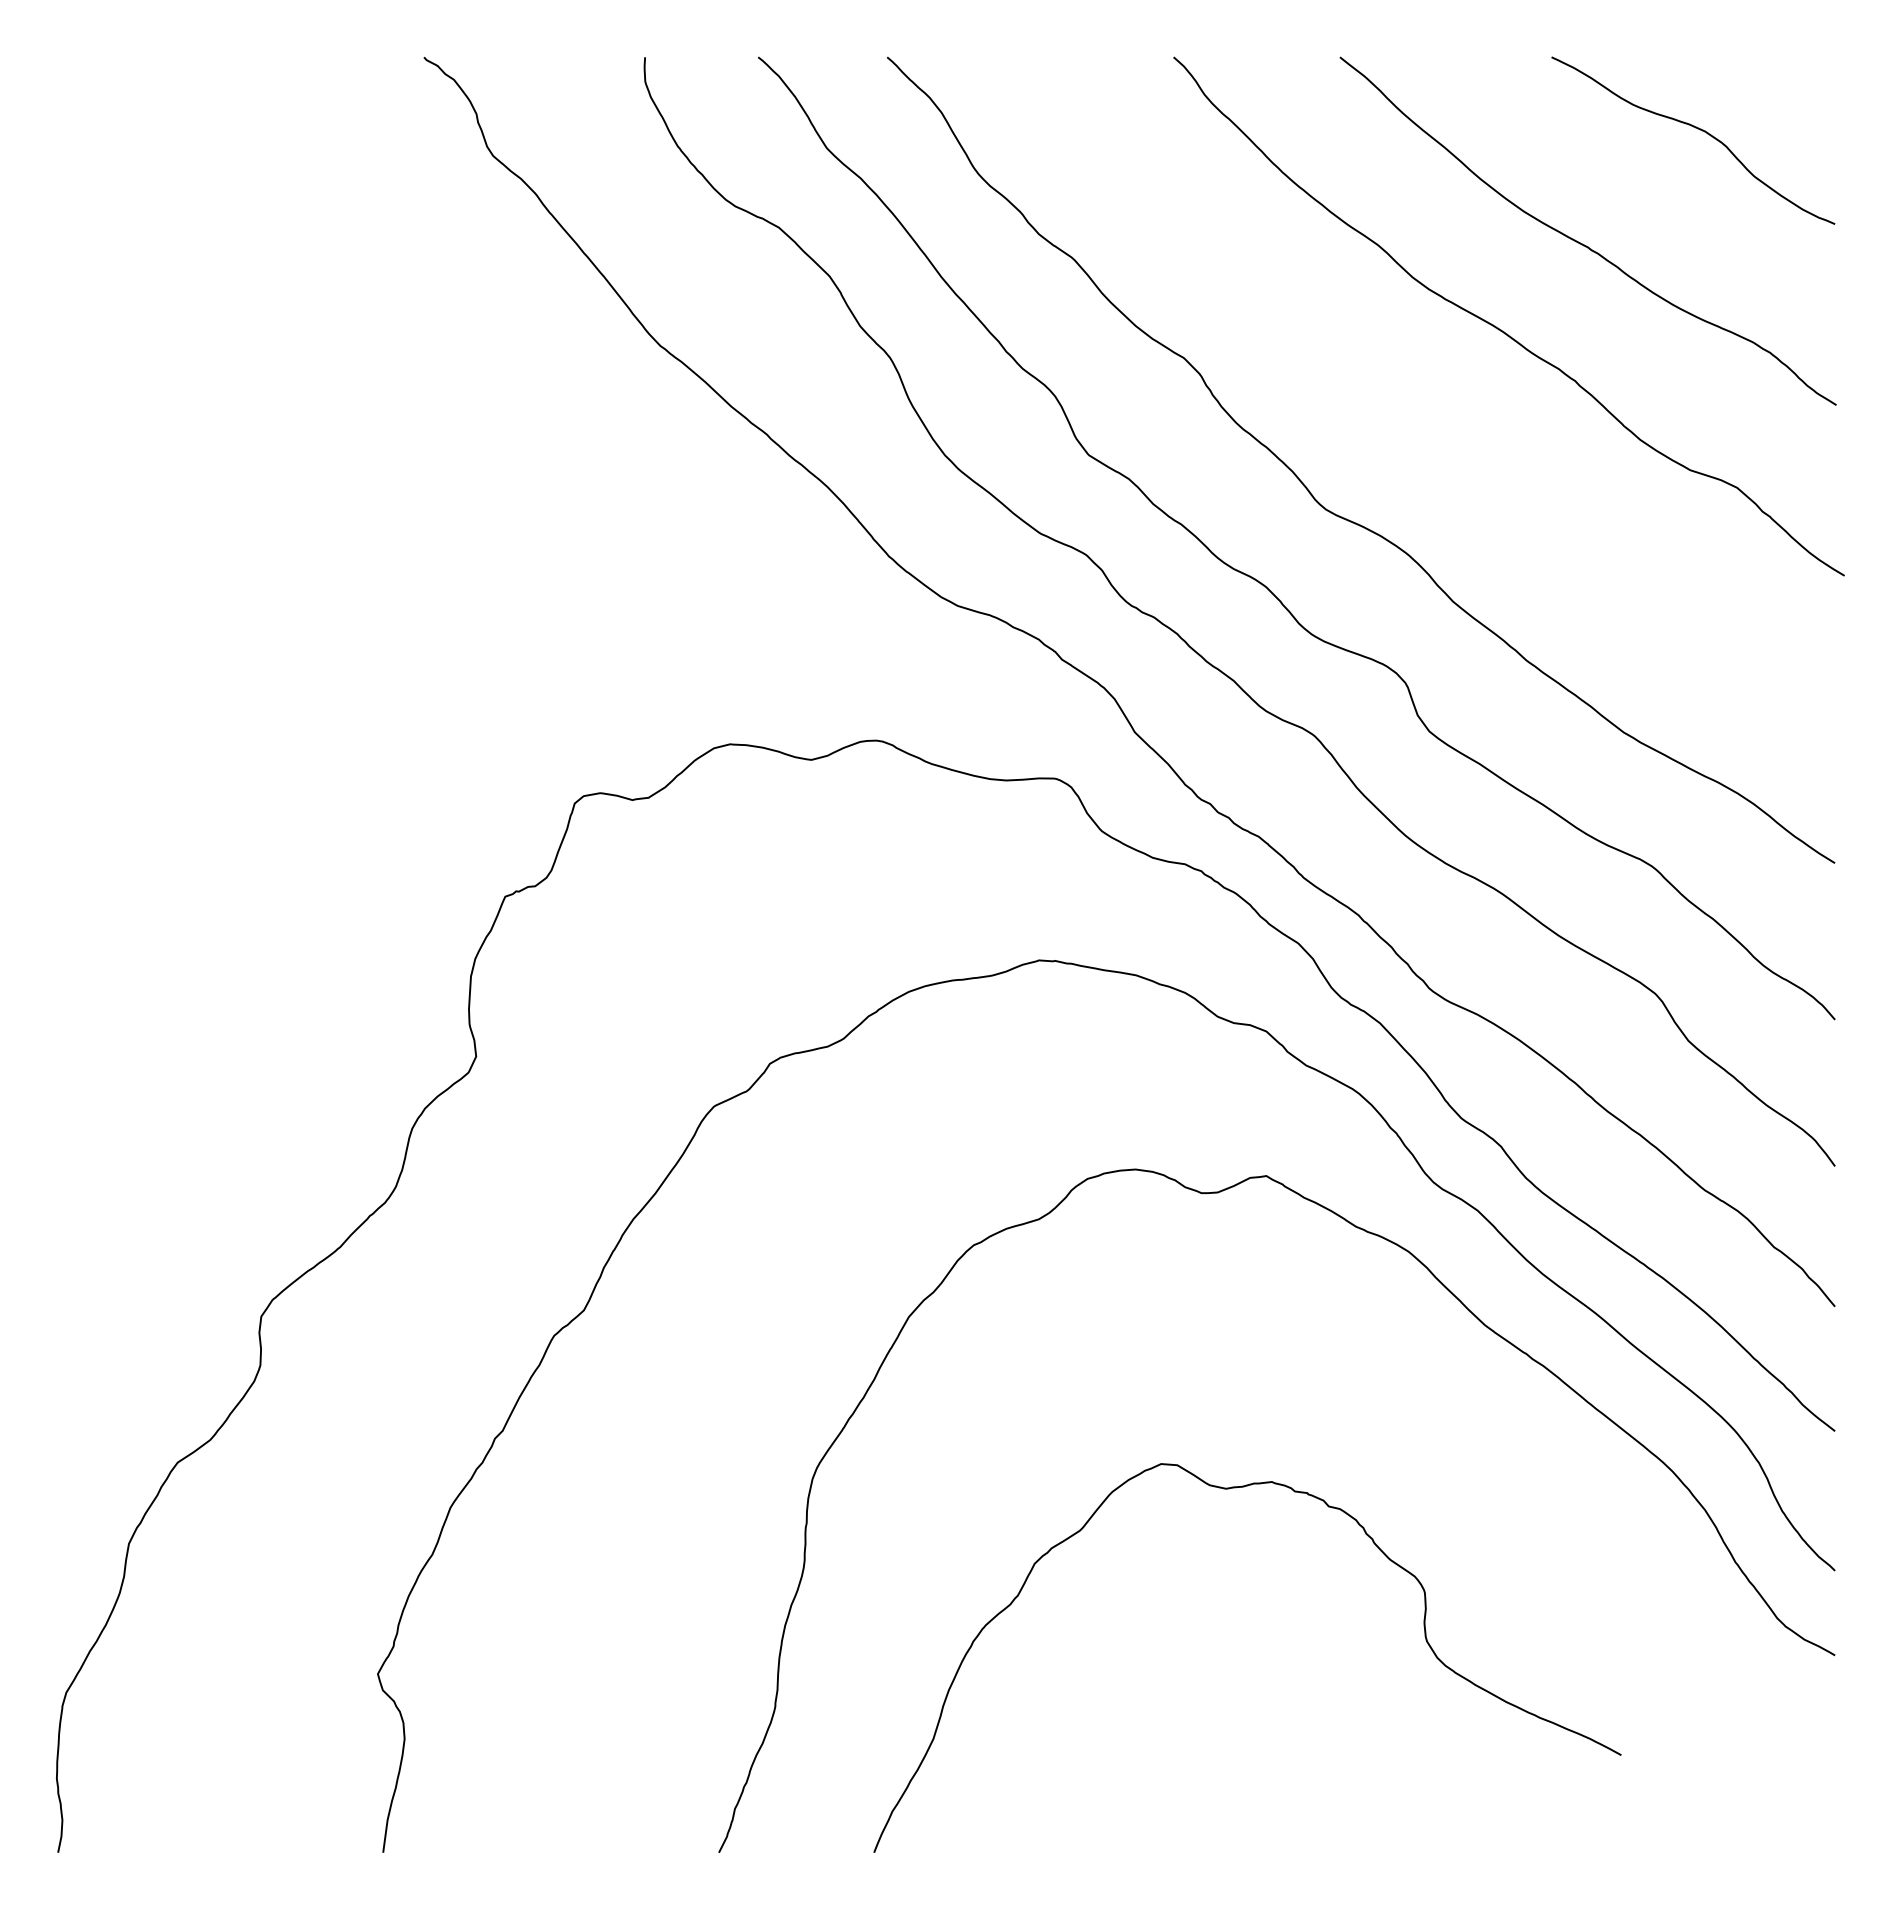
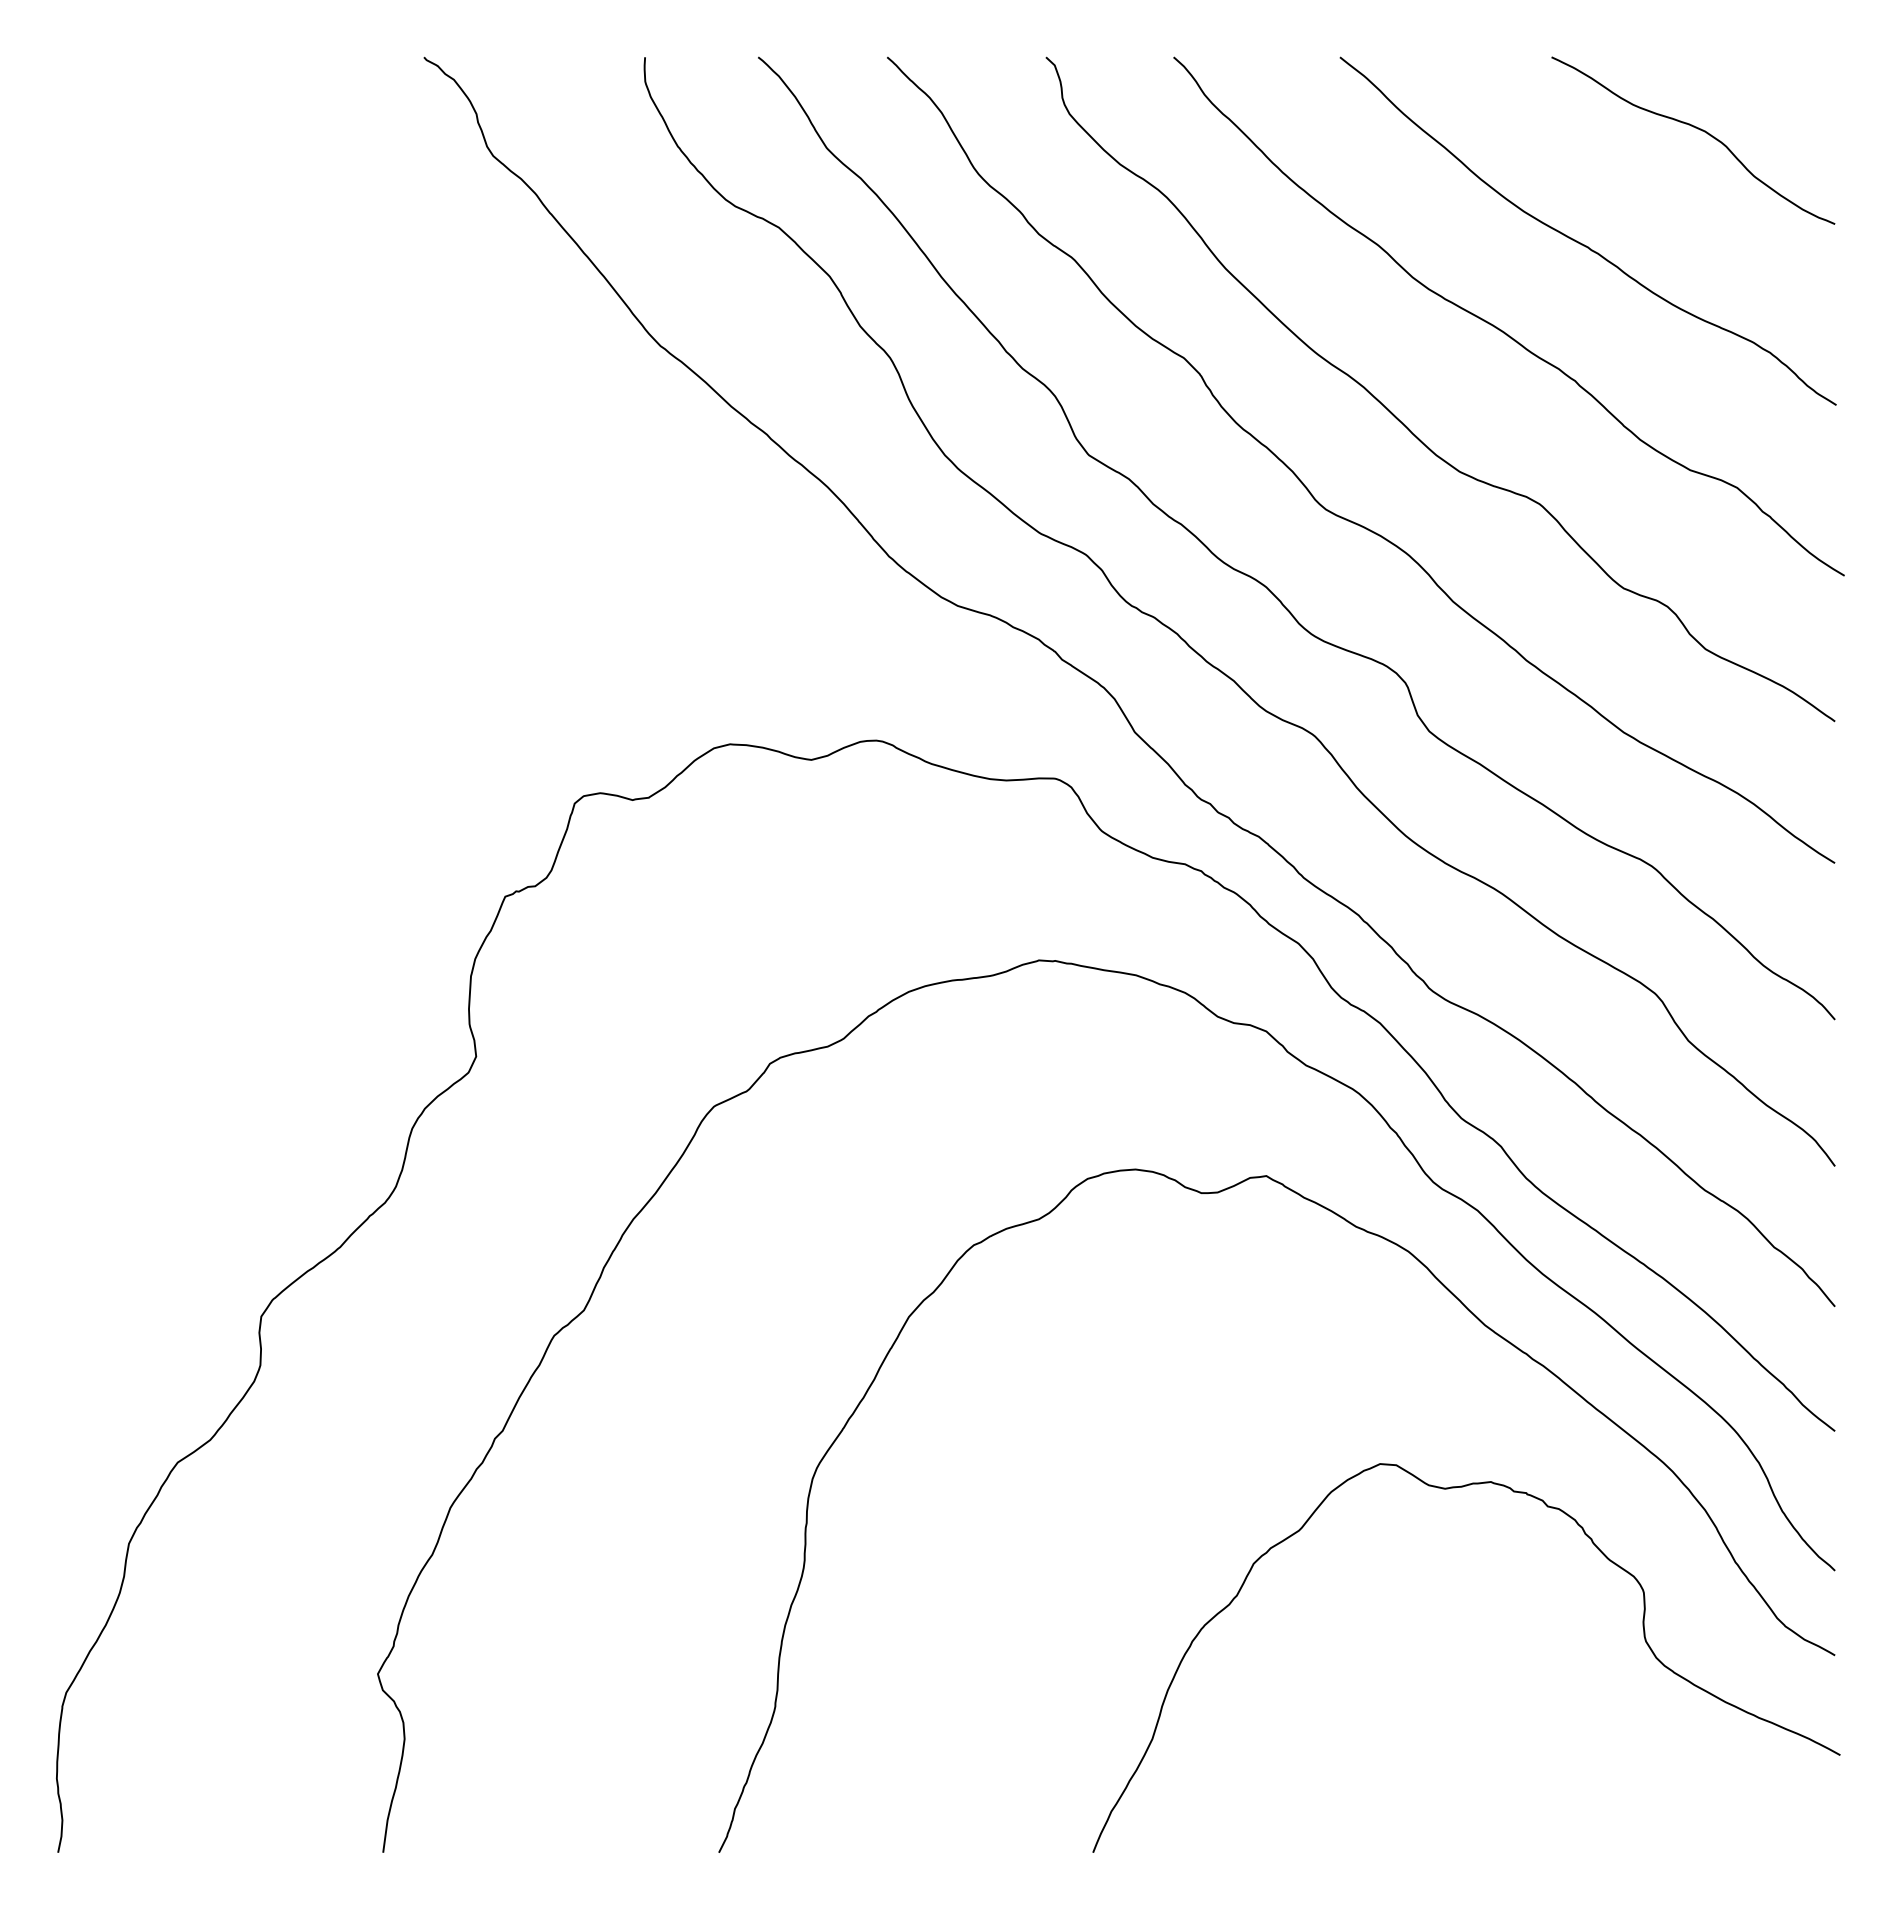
curve: none -> present (1405, 424)
curve position: (1229, 1489) -> (1448, 1489) (1448, 1489)
